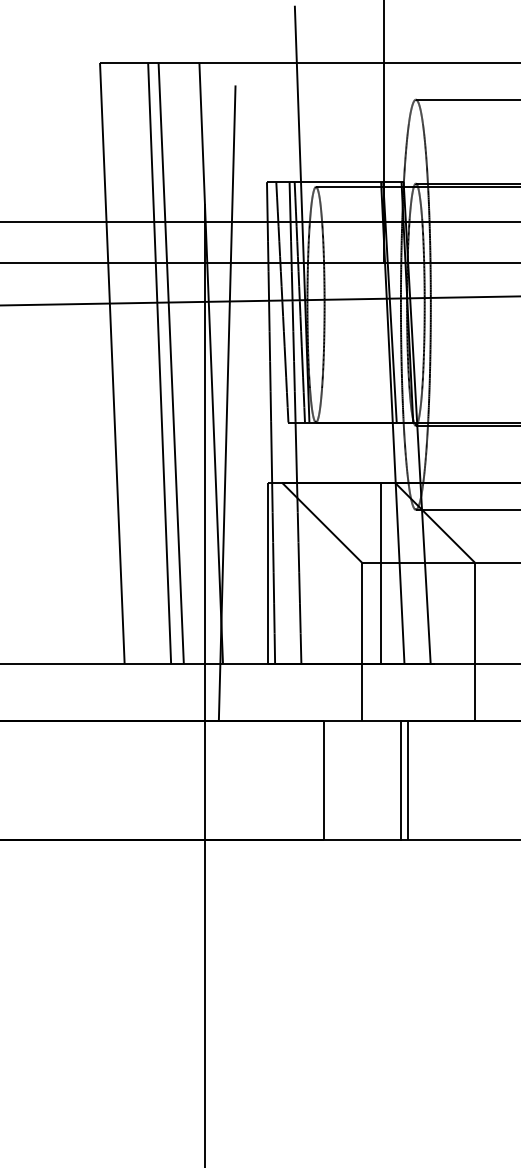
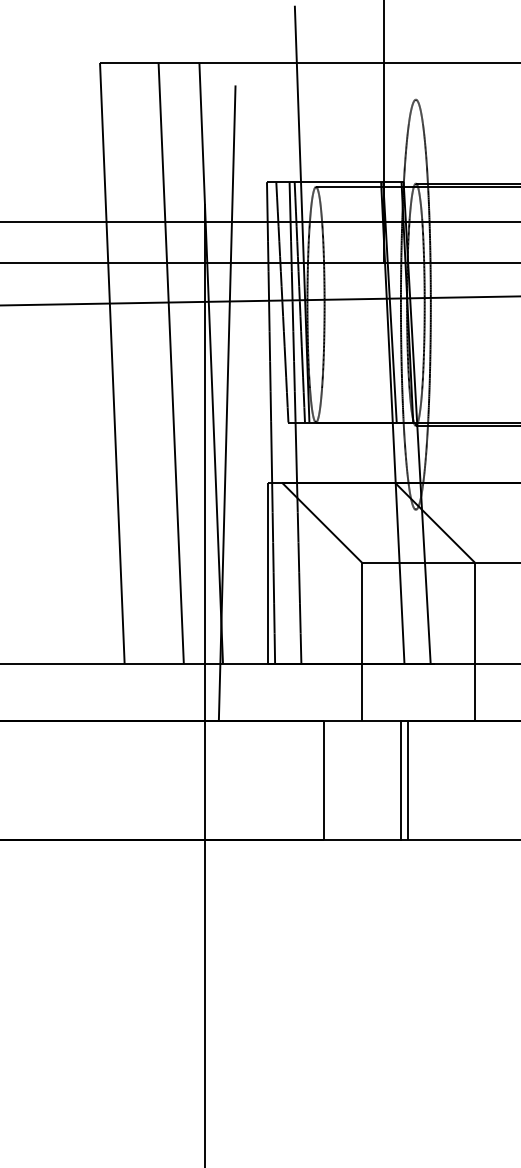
line: present -> none (466, 99)
line: present -> none (159, 362)
line: present -> none (466, 509)
line: present -> none (380, 572)
